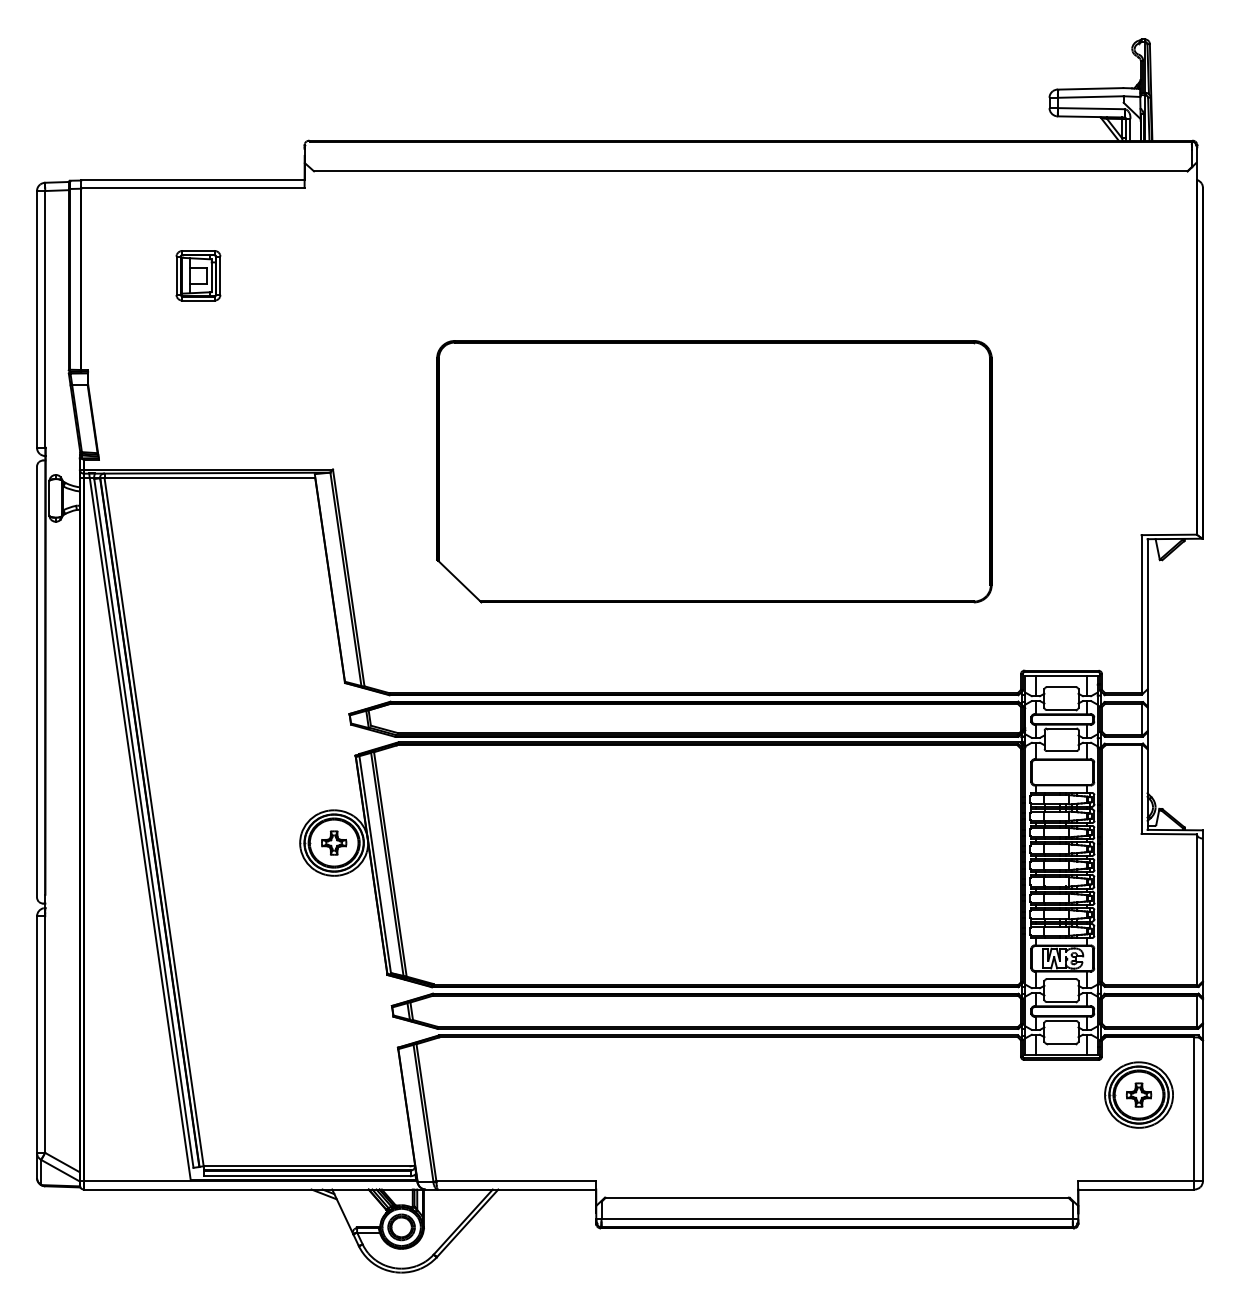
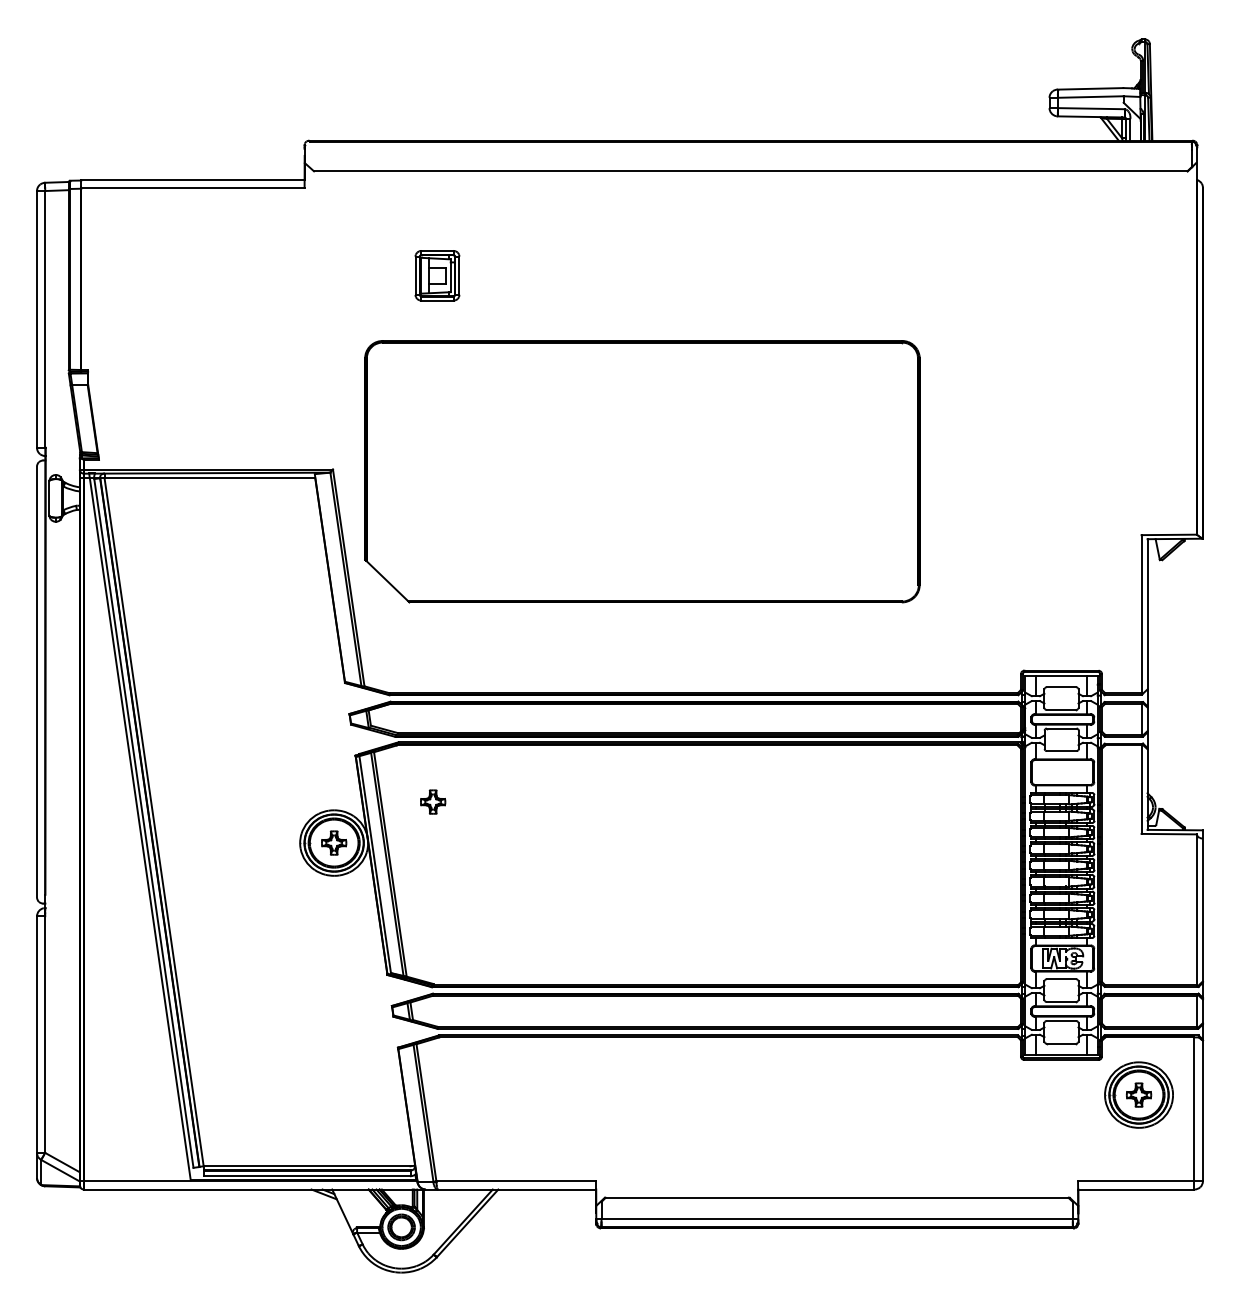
part position: (198, 275) -> (437, 275) (437, 275)
part position: (714, 471) -> (642, 471) (642, 471)
part: none -> present (433, 801)
